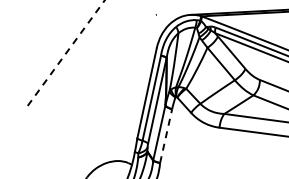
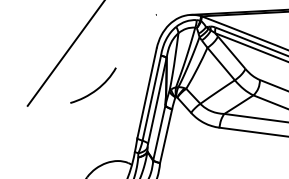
line: dashed -> solid (66, 52)
curve: none -> present (96, 88)
line: dashed -> solid (166, 135)
